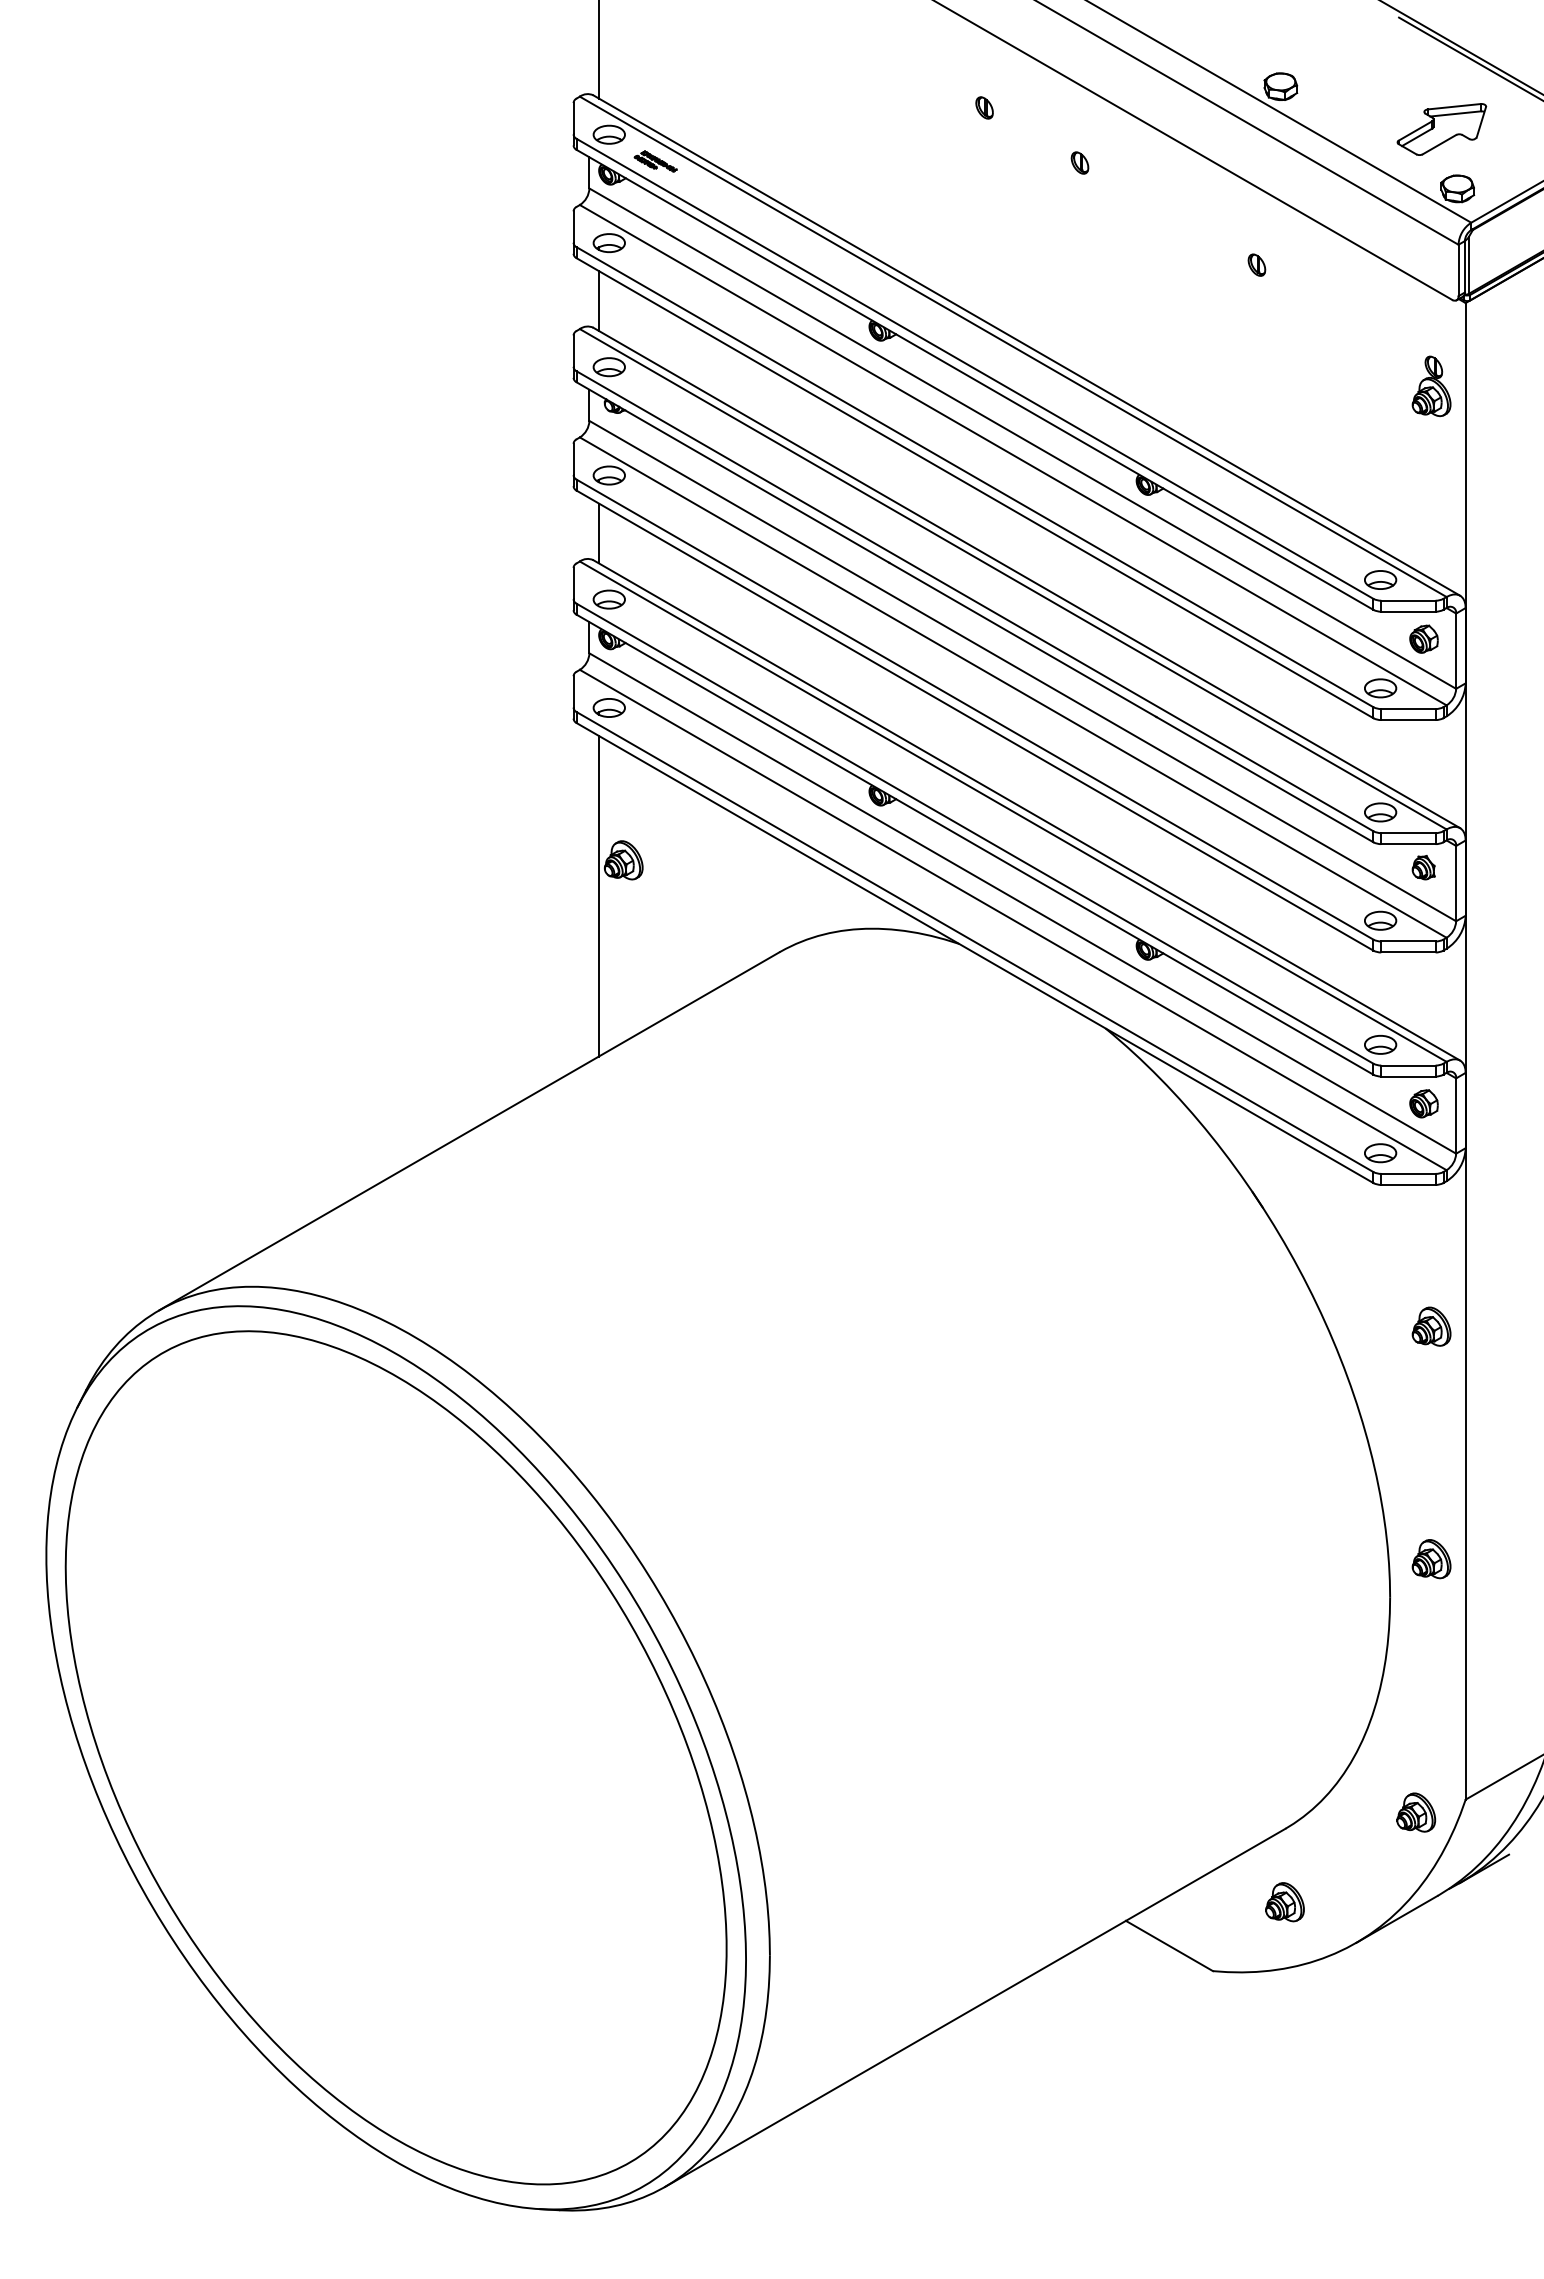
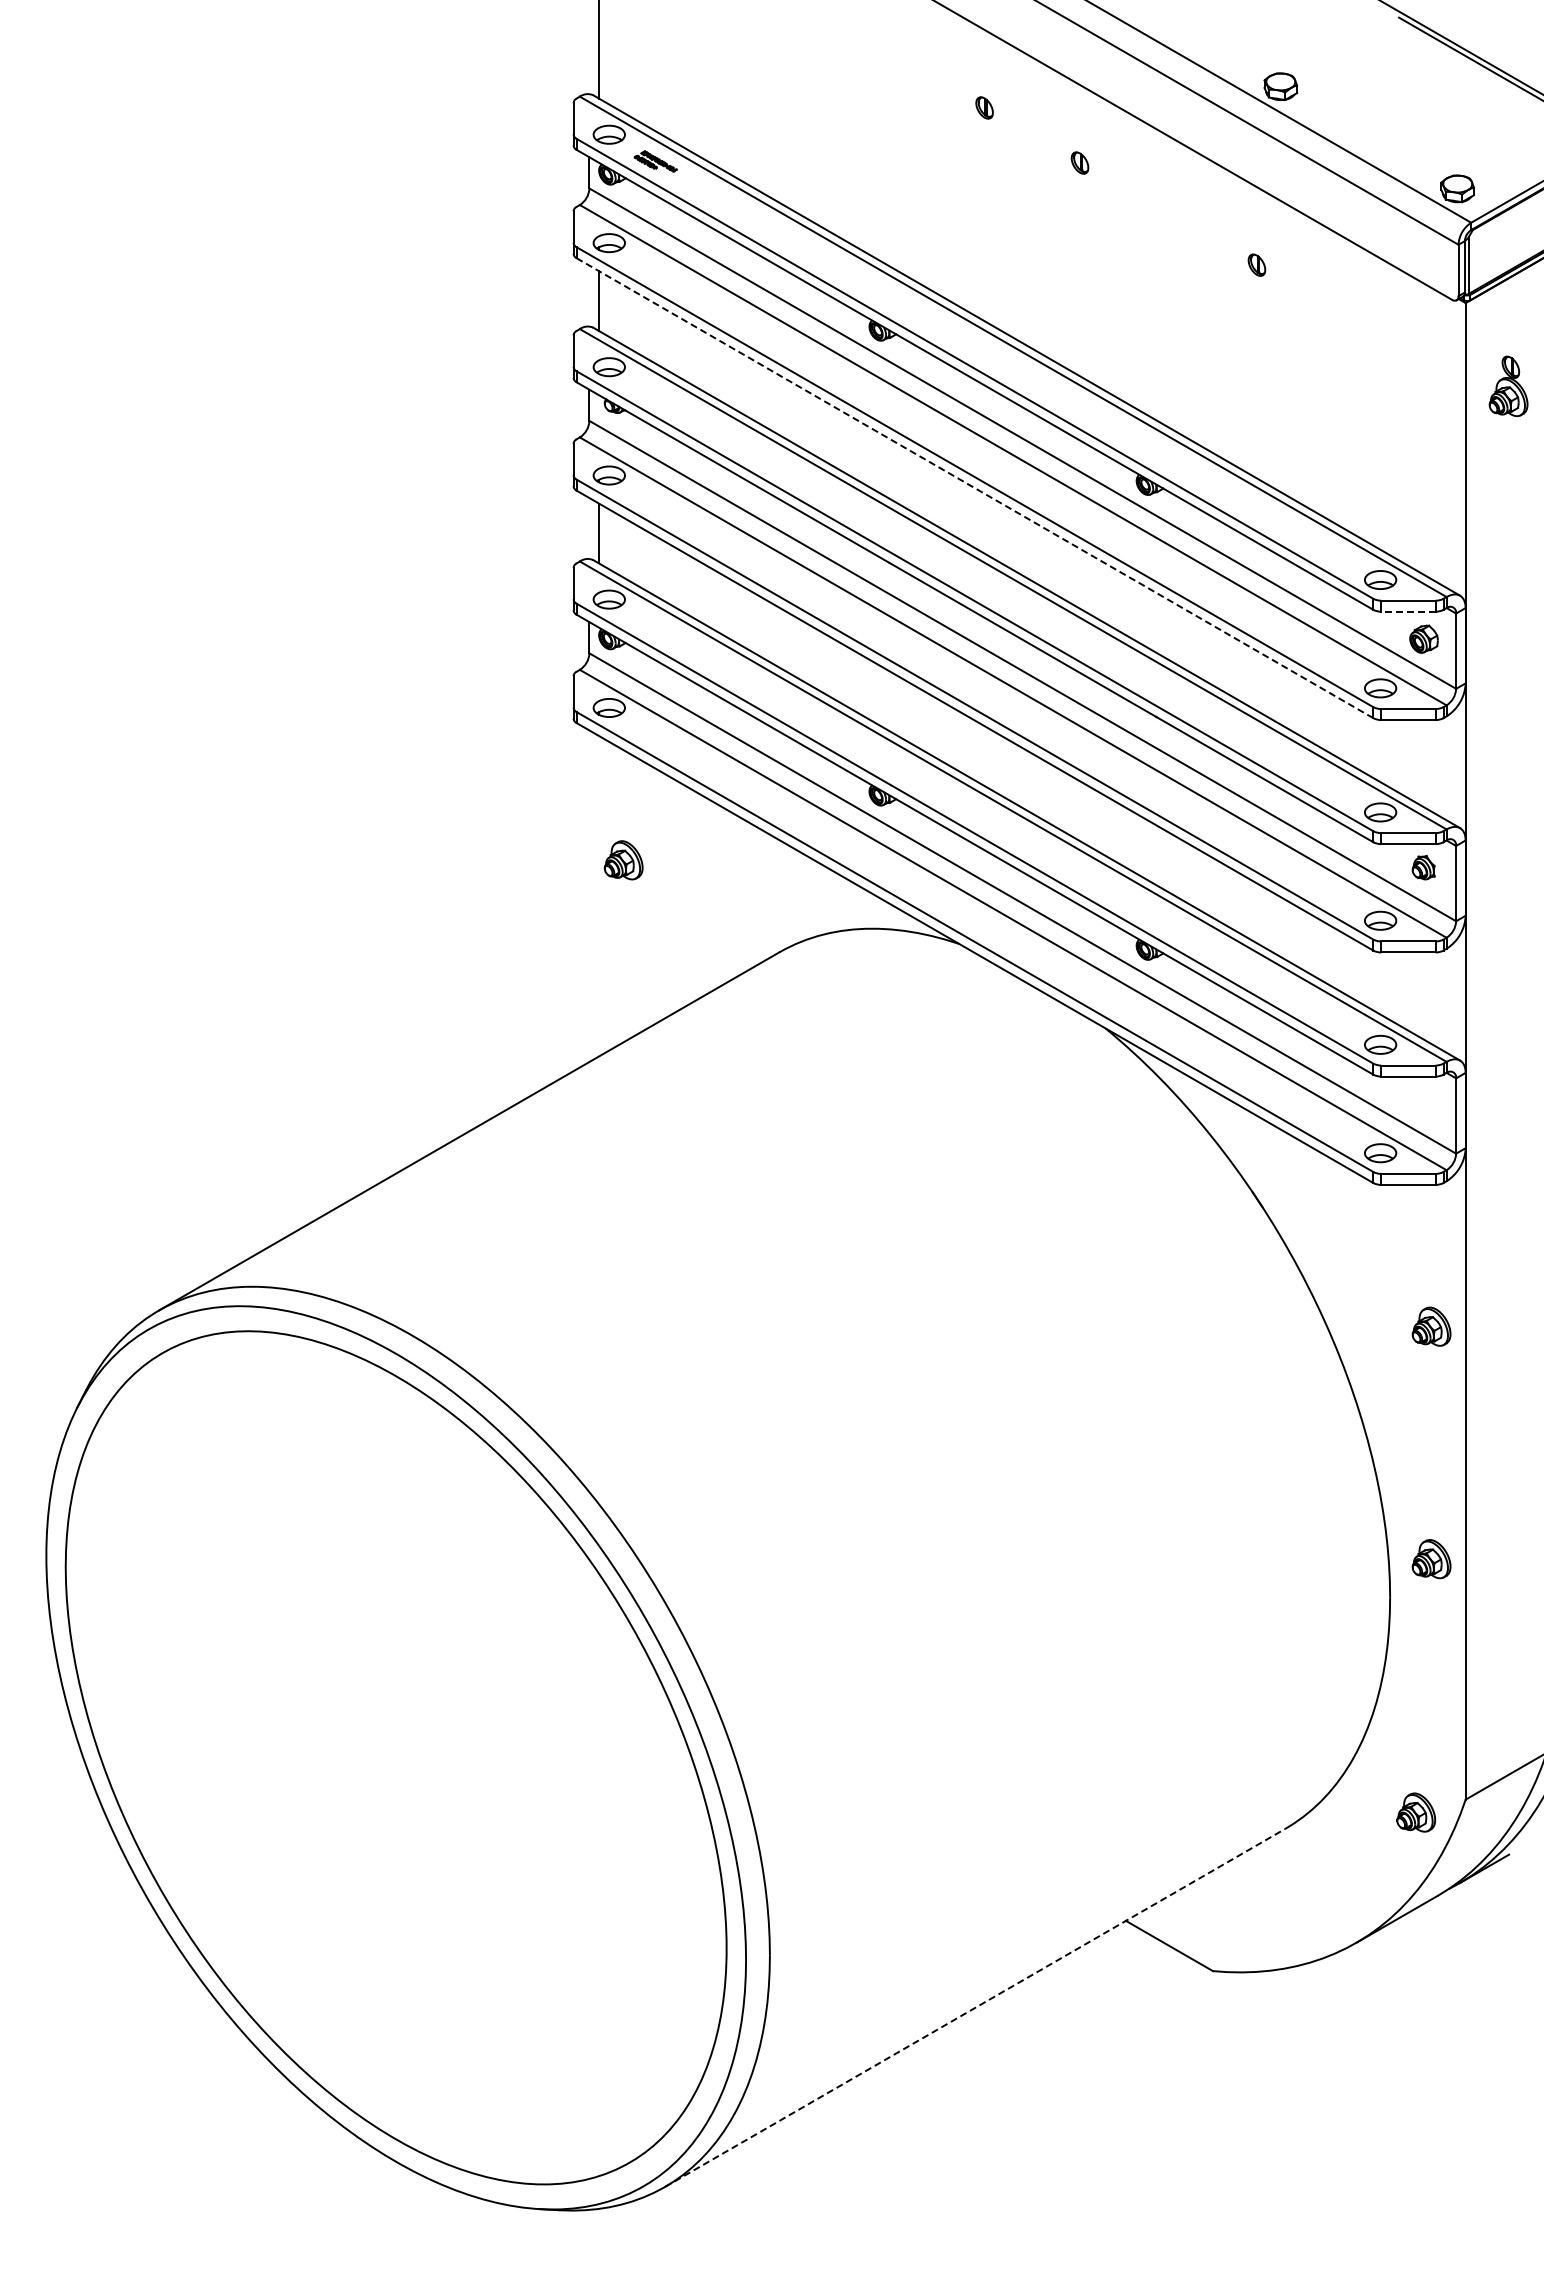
part: present -> none (1441, 129)
part position: (1431, 386) -> (1508, 386) (1508, 386)
line: solid -> dashed (975, 488)
line: solid -> dashed (1407, 611)
line: present -> none (598, 895)
part: present -> none (1423, 1103)
part: present -> none (1284, 1902)
line: solid -> dashed (975, 2007)
